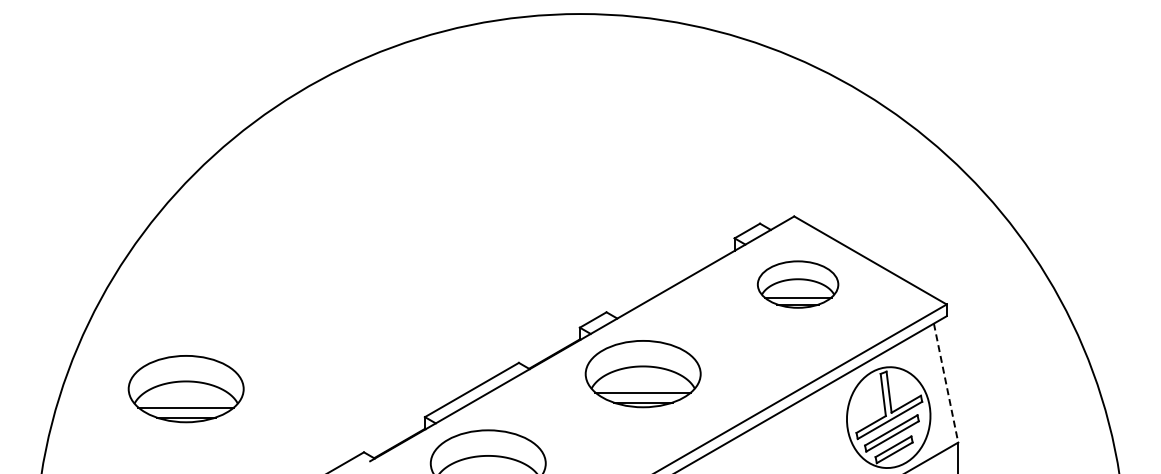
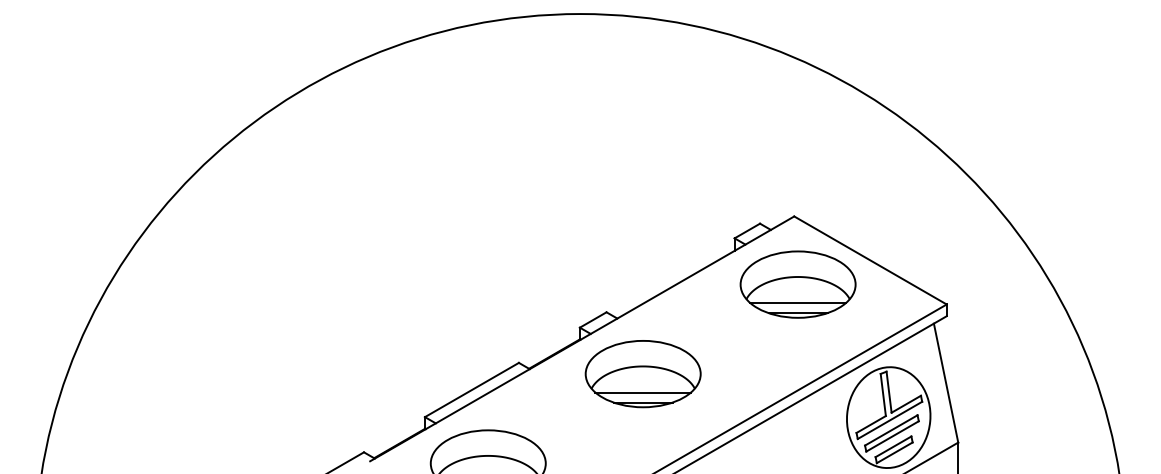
part size: 83x49 px -> 118x69 px (797, 284)
line: dashed -> solid (946, 383)
part: present -> none (185, 389)
